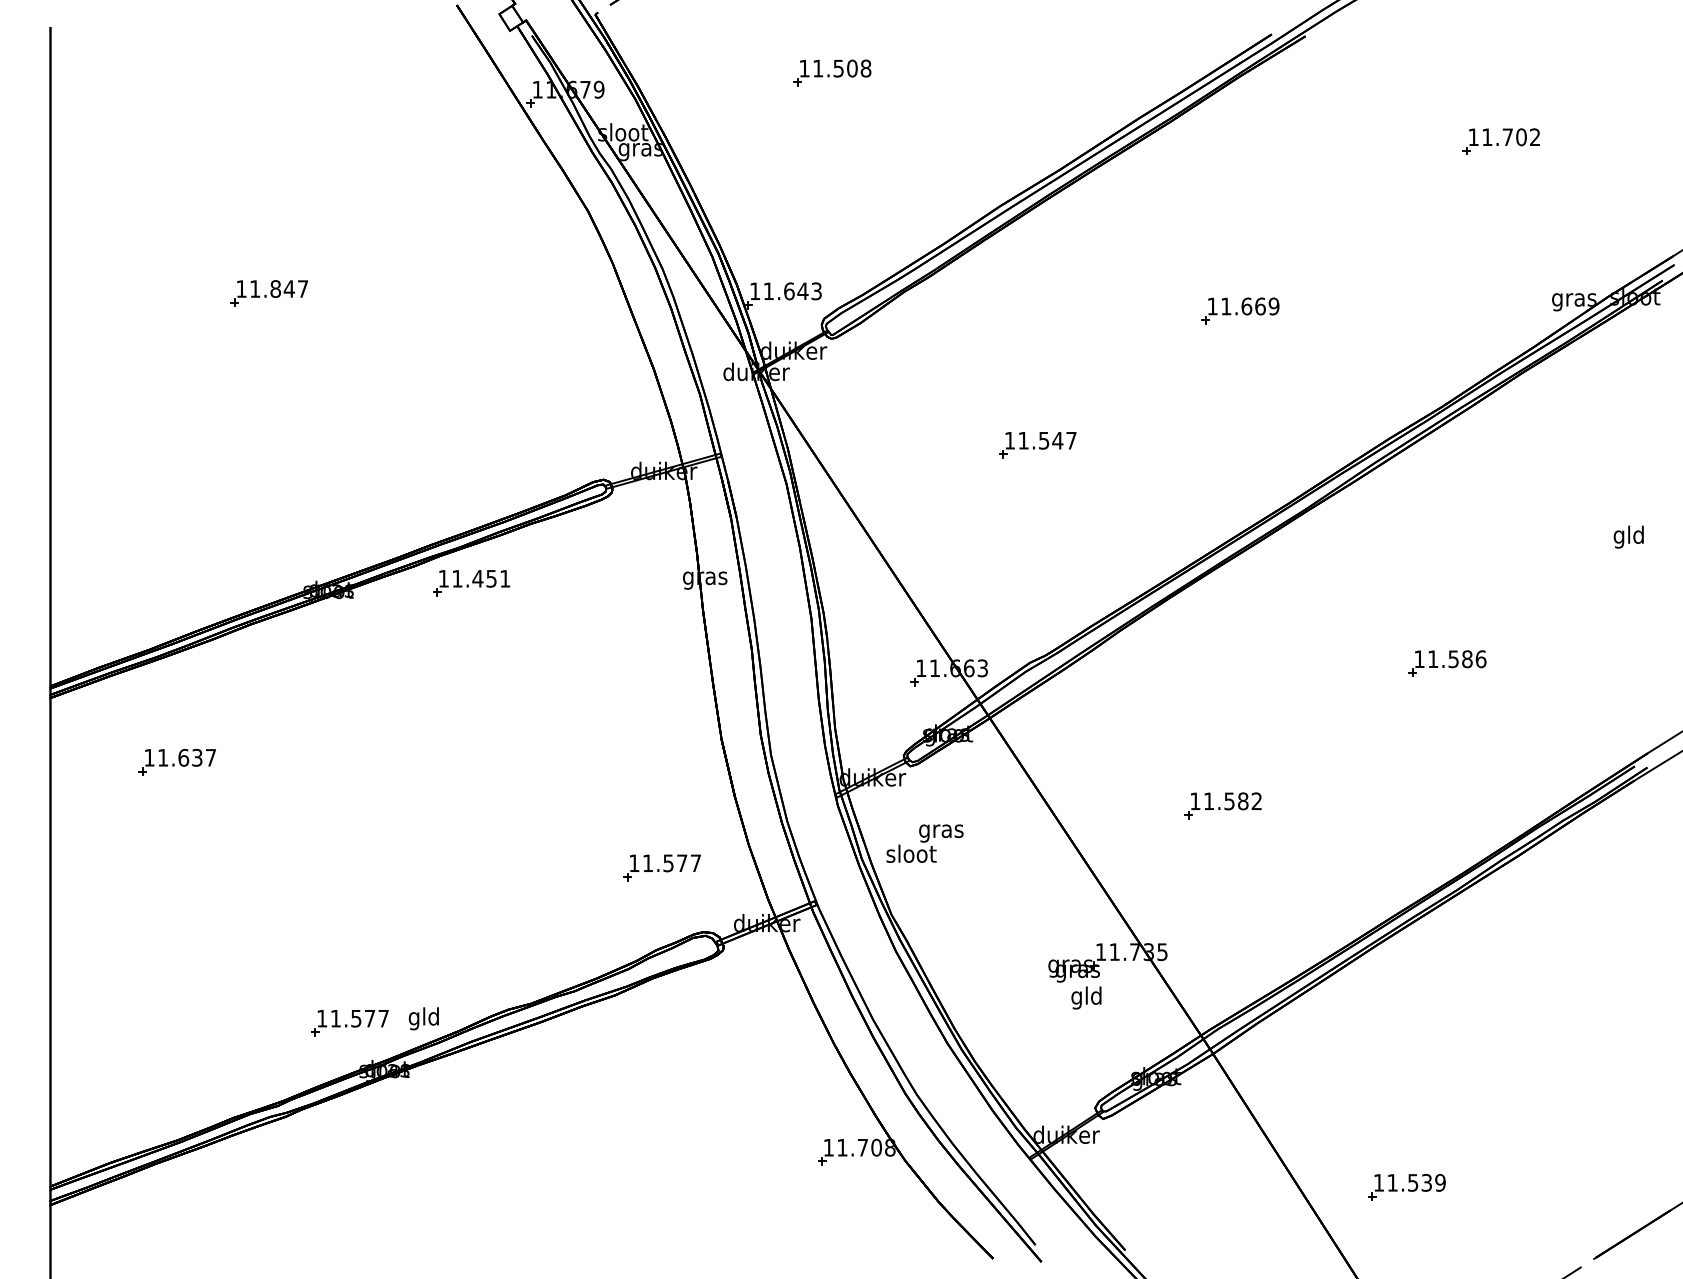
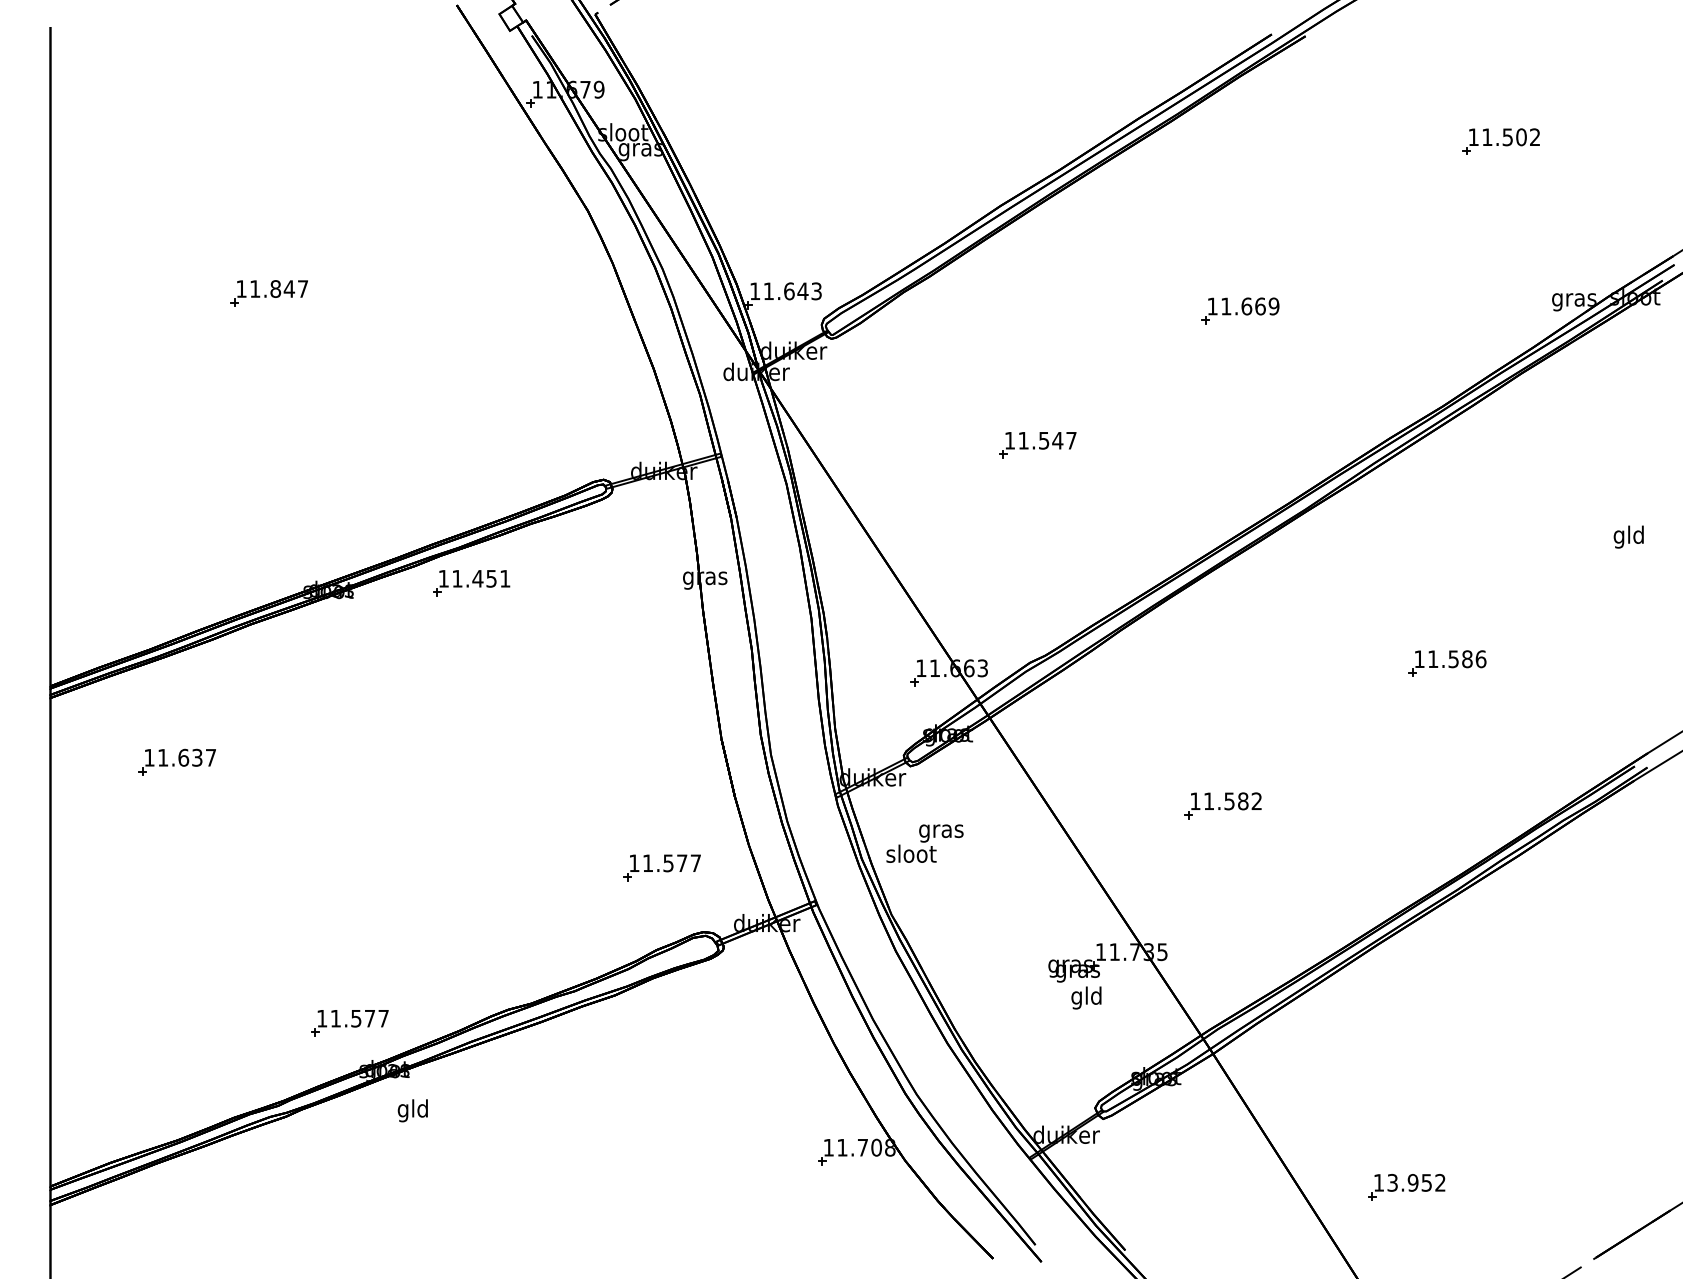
part: present -> none (832, 72)
text: 11.702 -> 11.502 (1507, 137)
text position: (423, 1018) -> (412, 1110) (412, 1110)
text: 11.539 -> 13.952 (1416, 1182)
